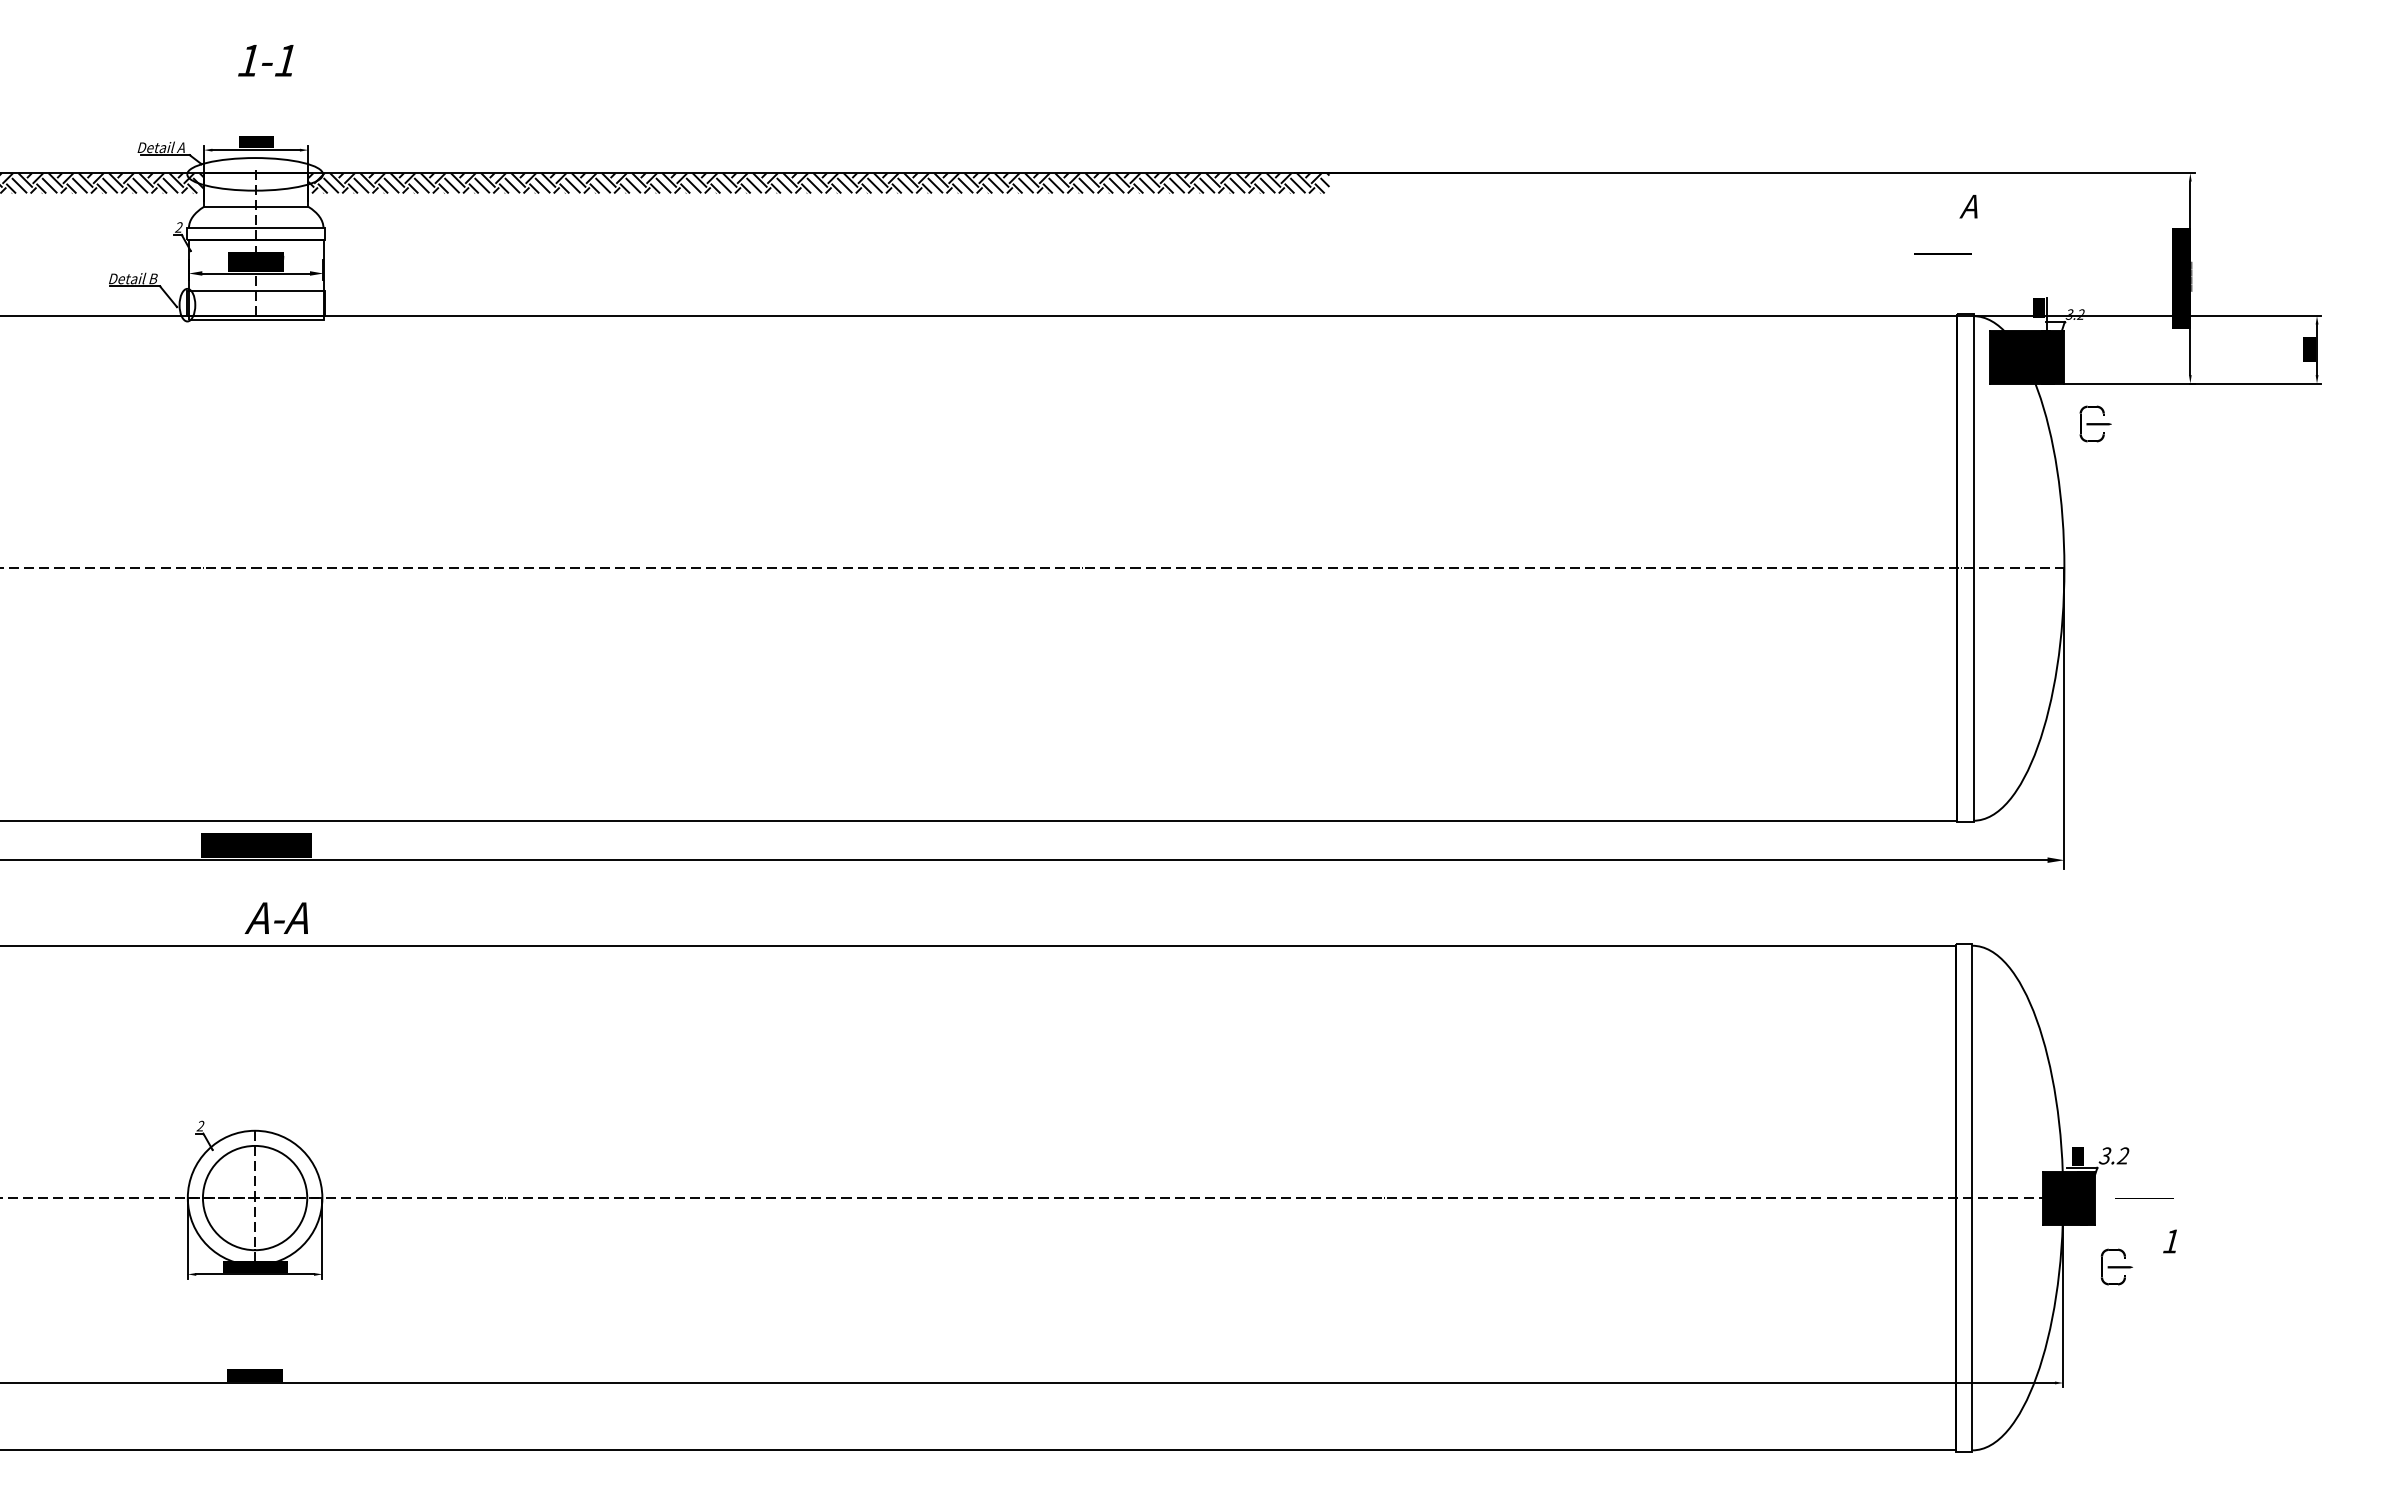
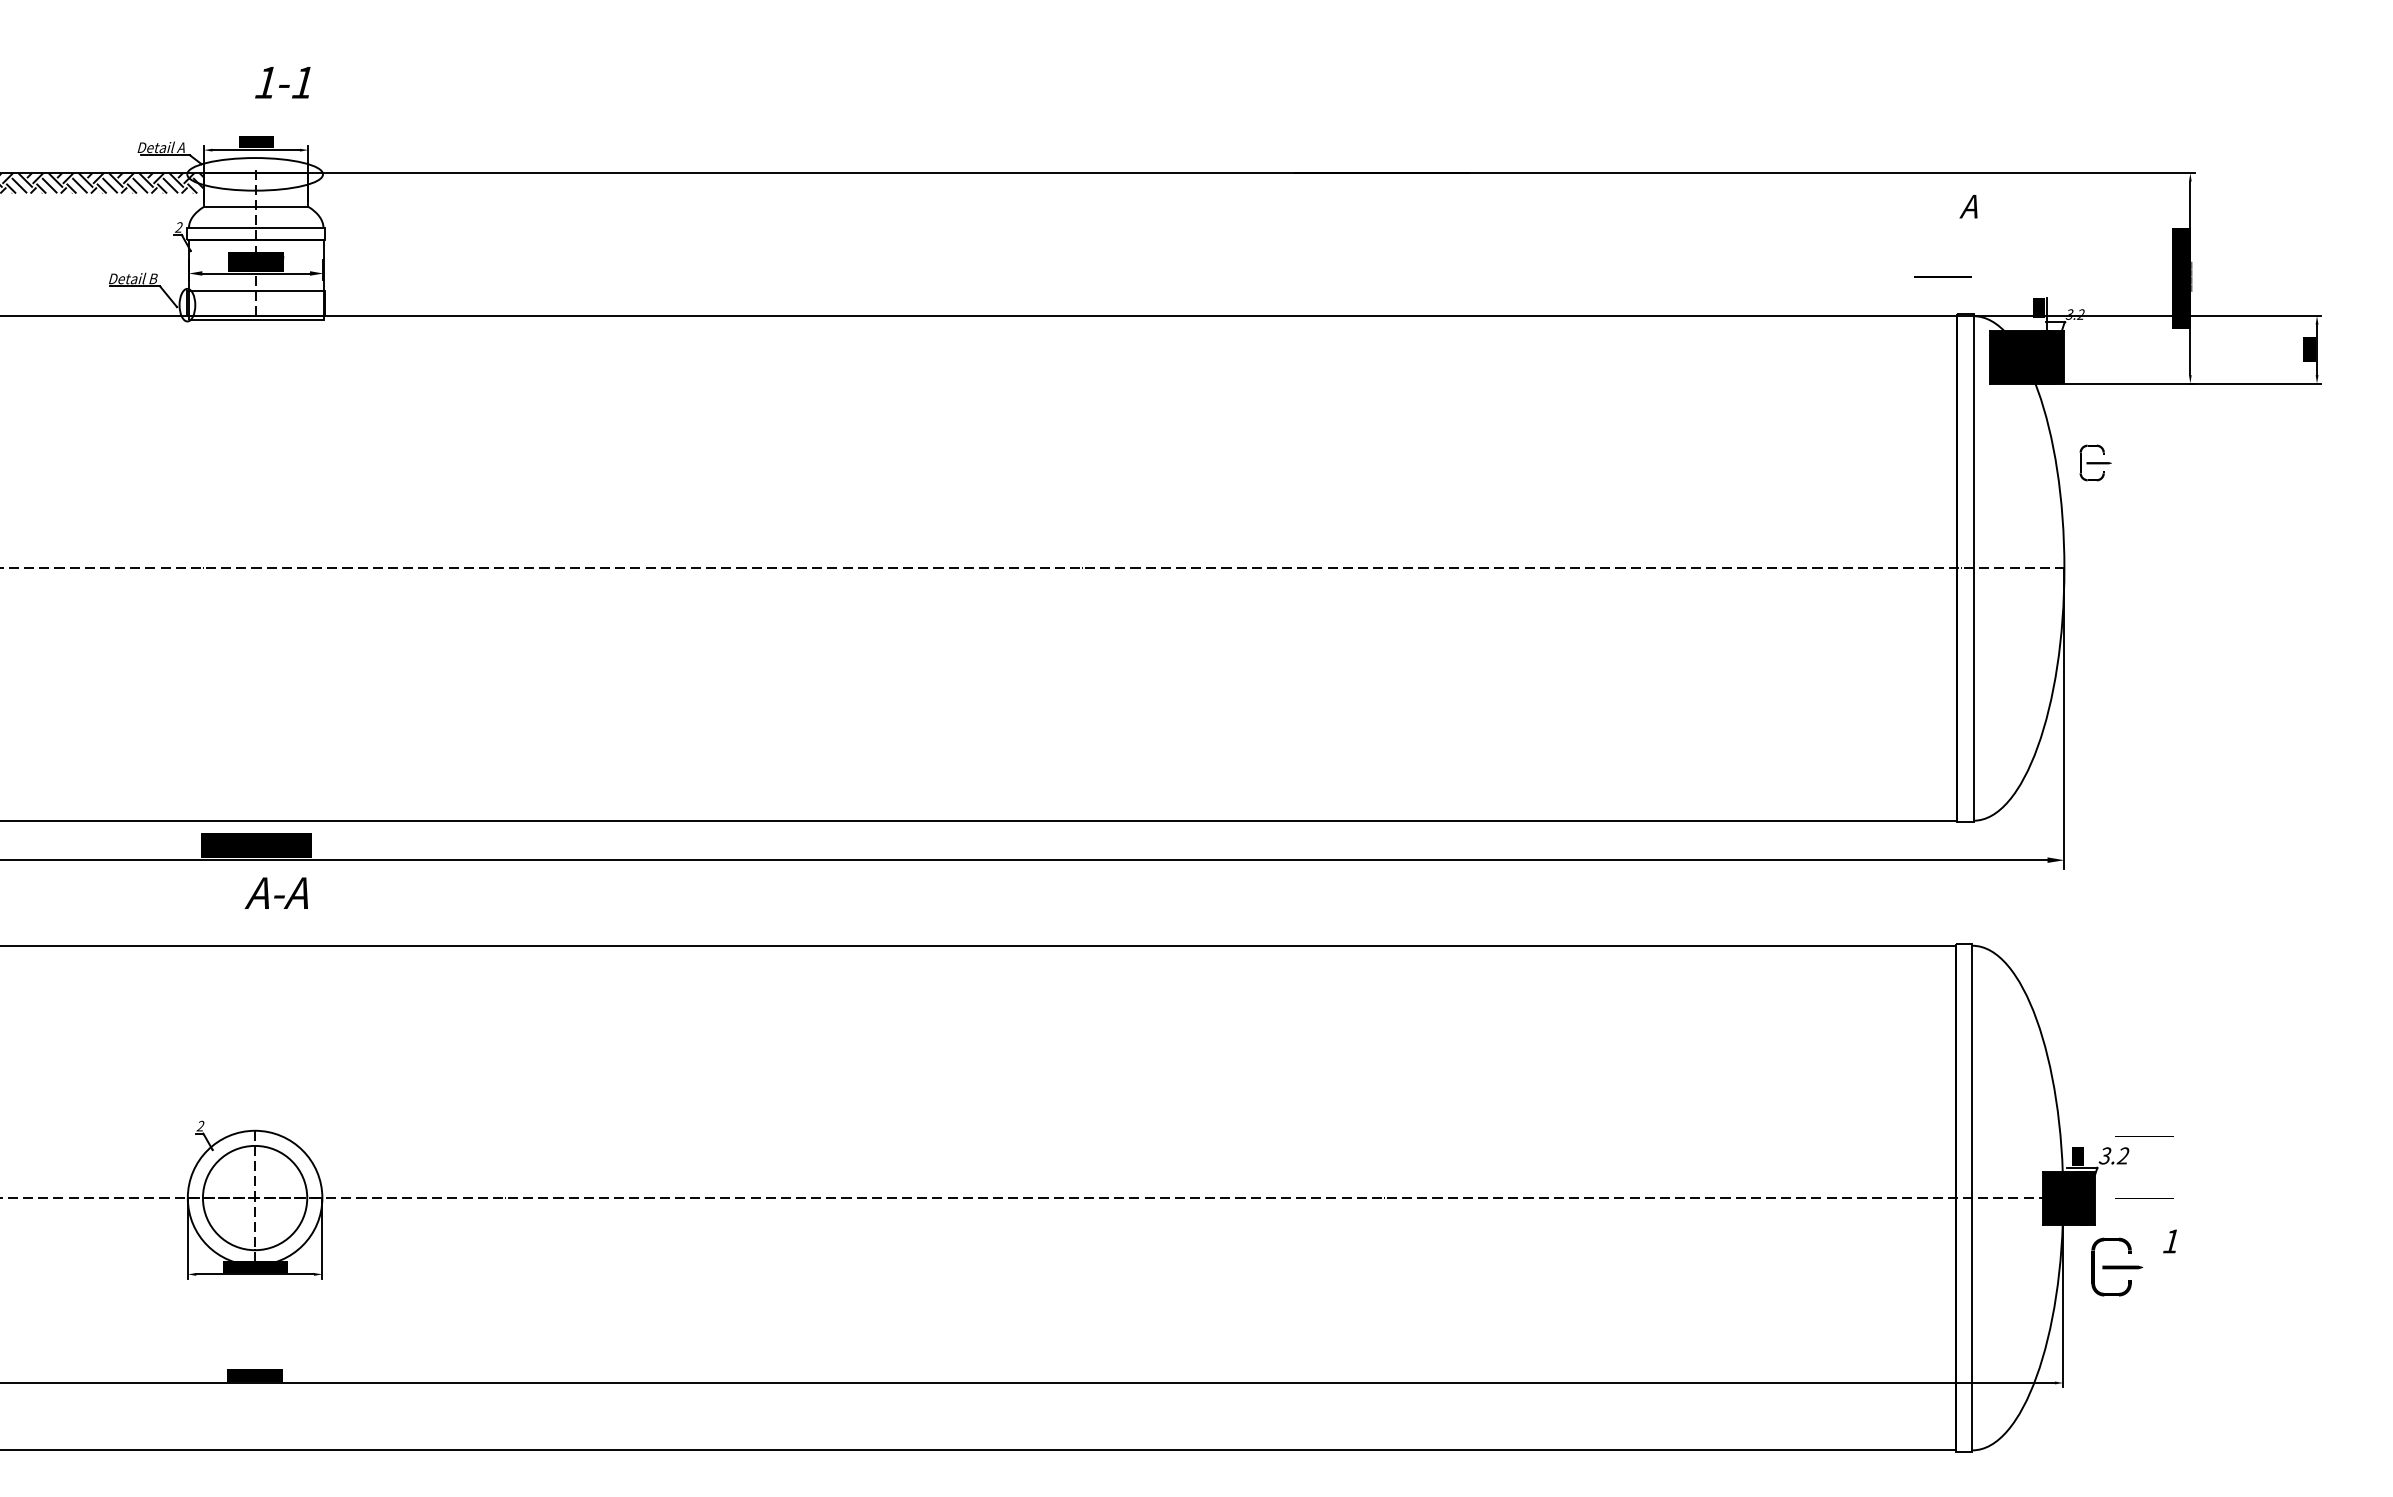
text position: (265, 60) -> (282, 82) (282, 82)
hatch: present -> none (818, 183)
line position: (1942, 253) -> (1942, 276) (1942, 276)
part position: (2095, 423) -> (2095, 462) (2095, 462)
text position: (275, 917) -> (275, 892) (275, 892)
line: none -> present (2144, 1136)
part size: 33x38 px -> 53x60 px (2117, 1266)
